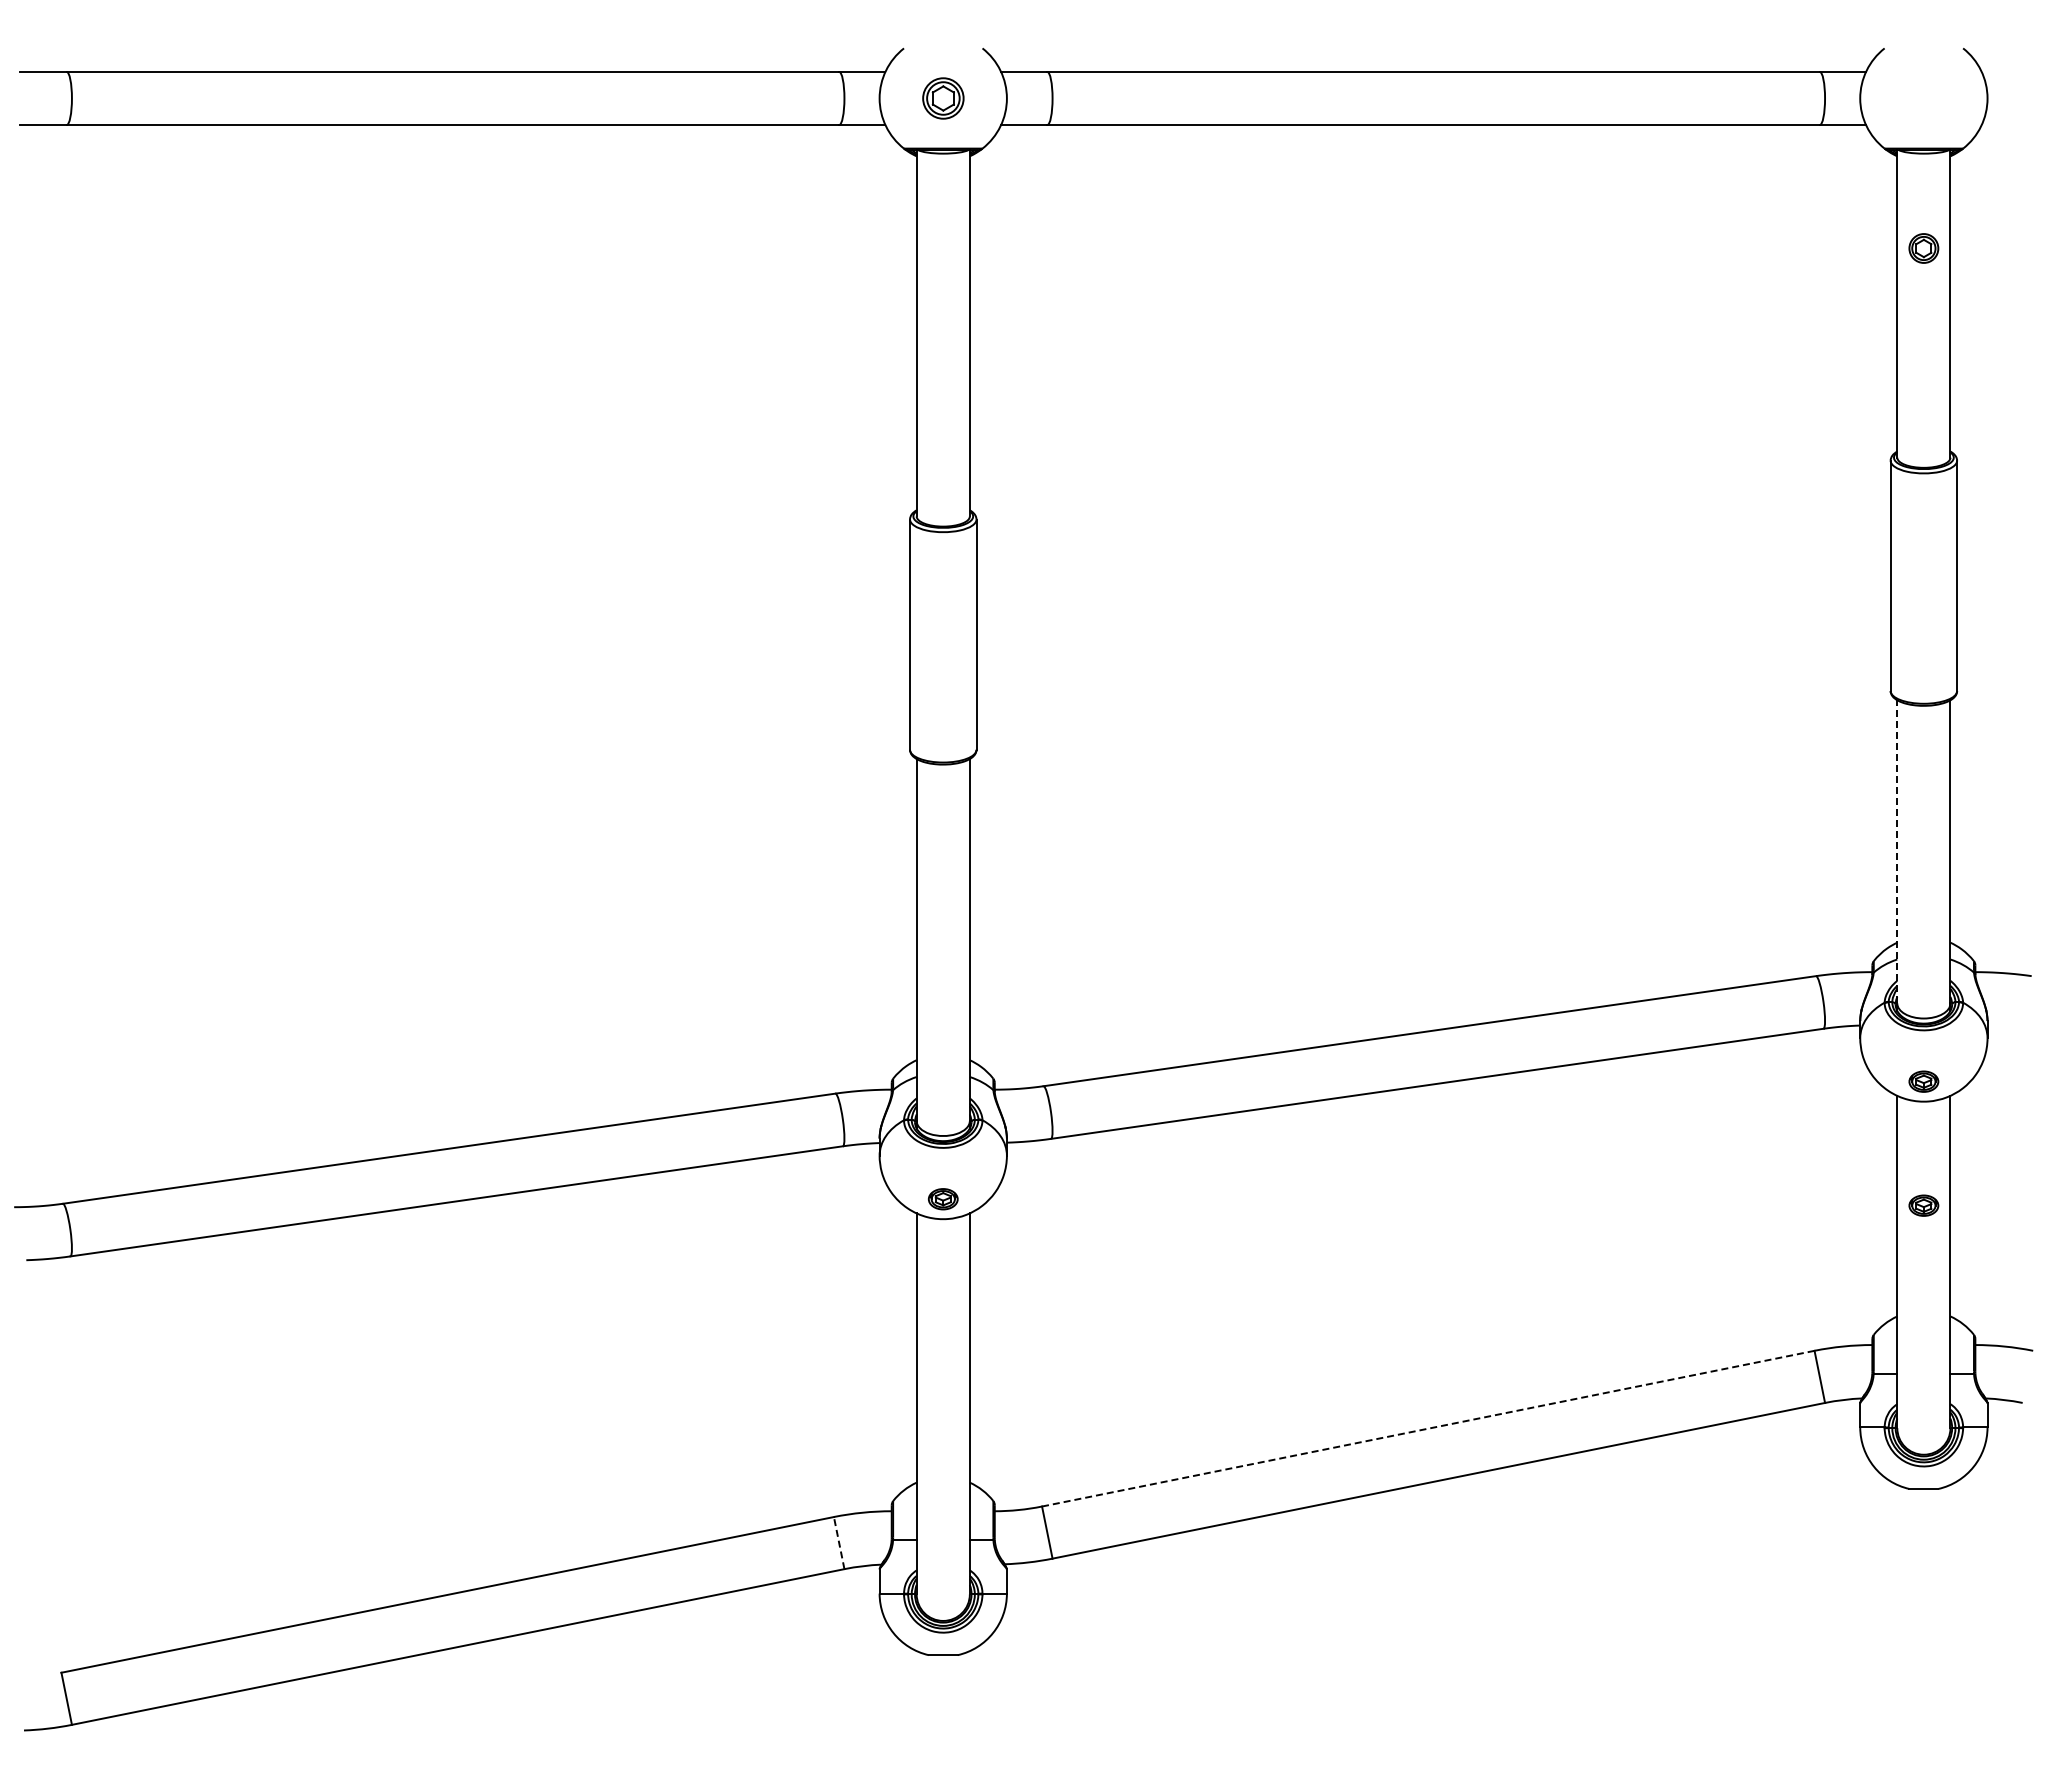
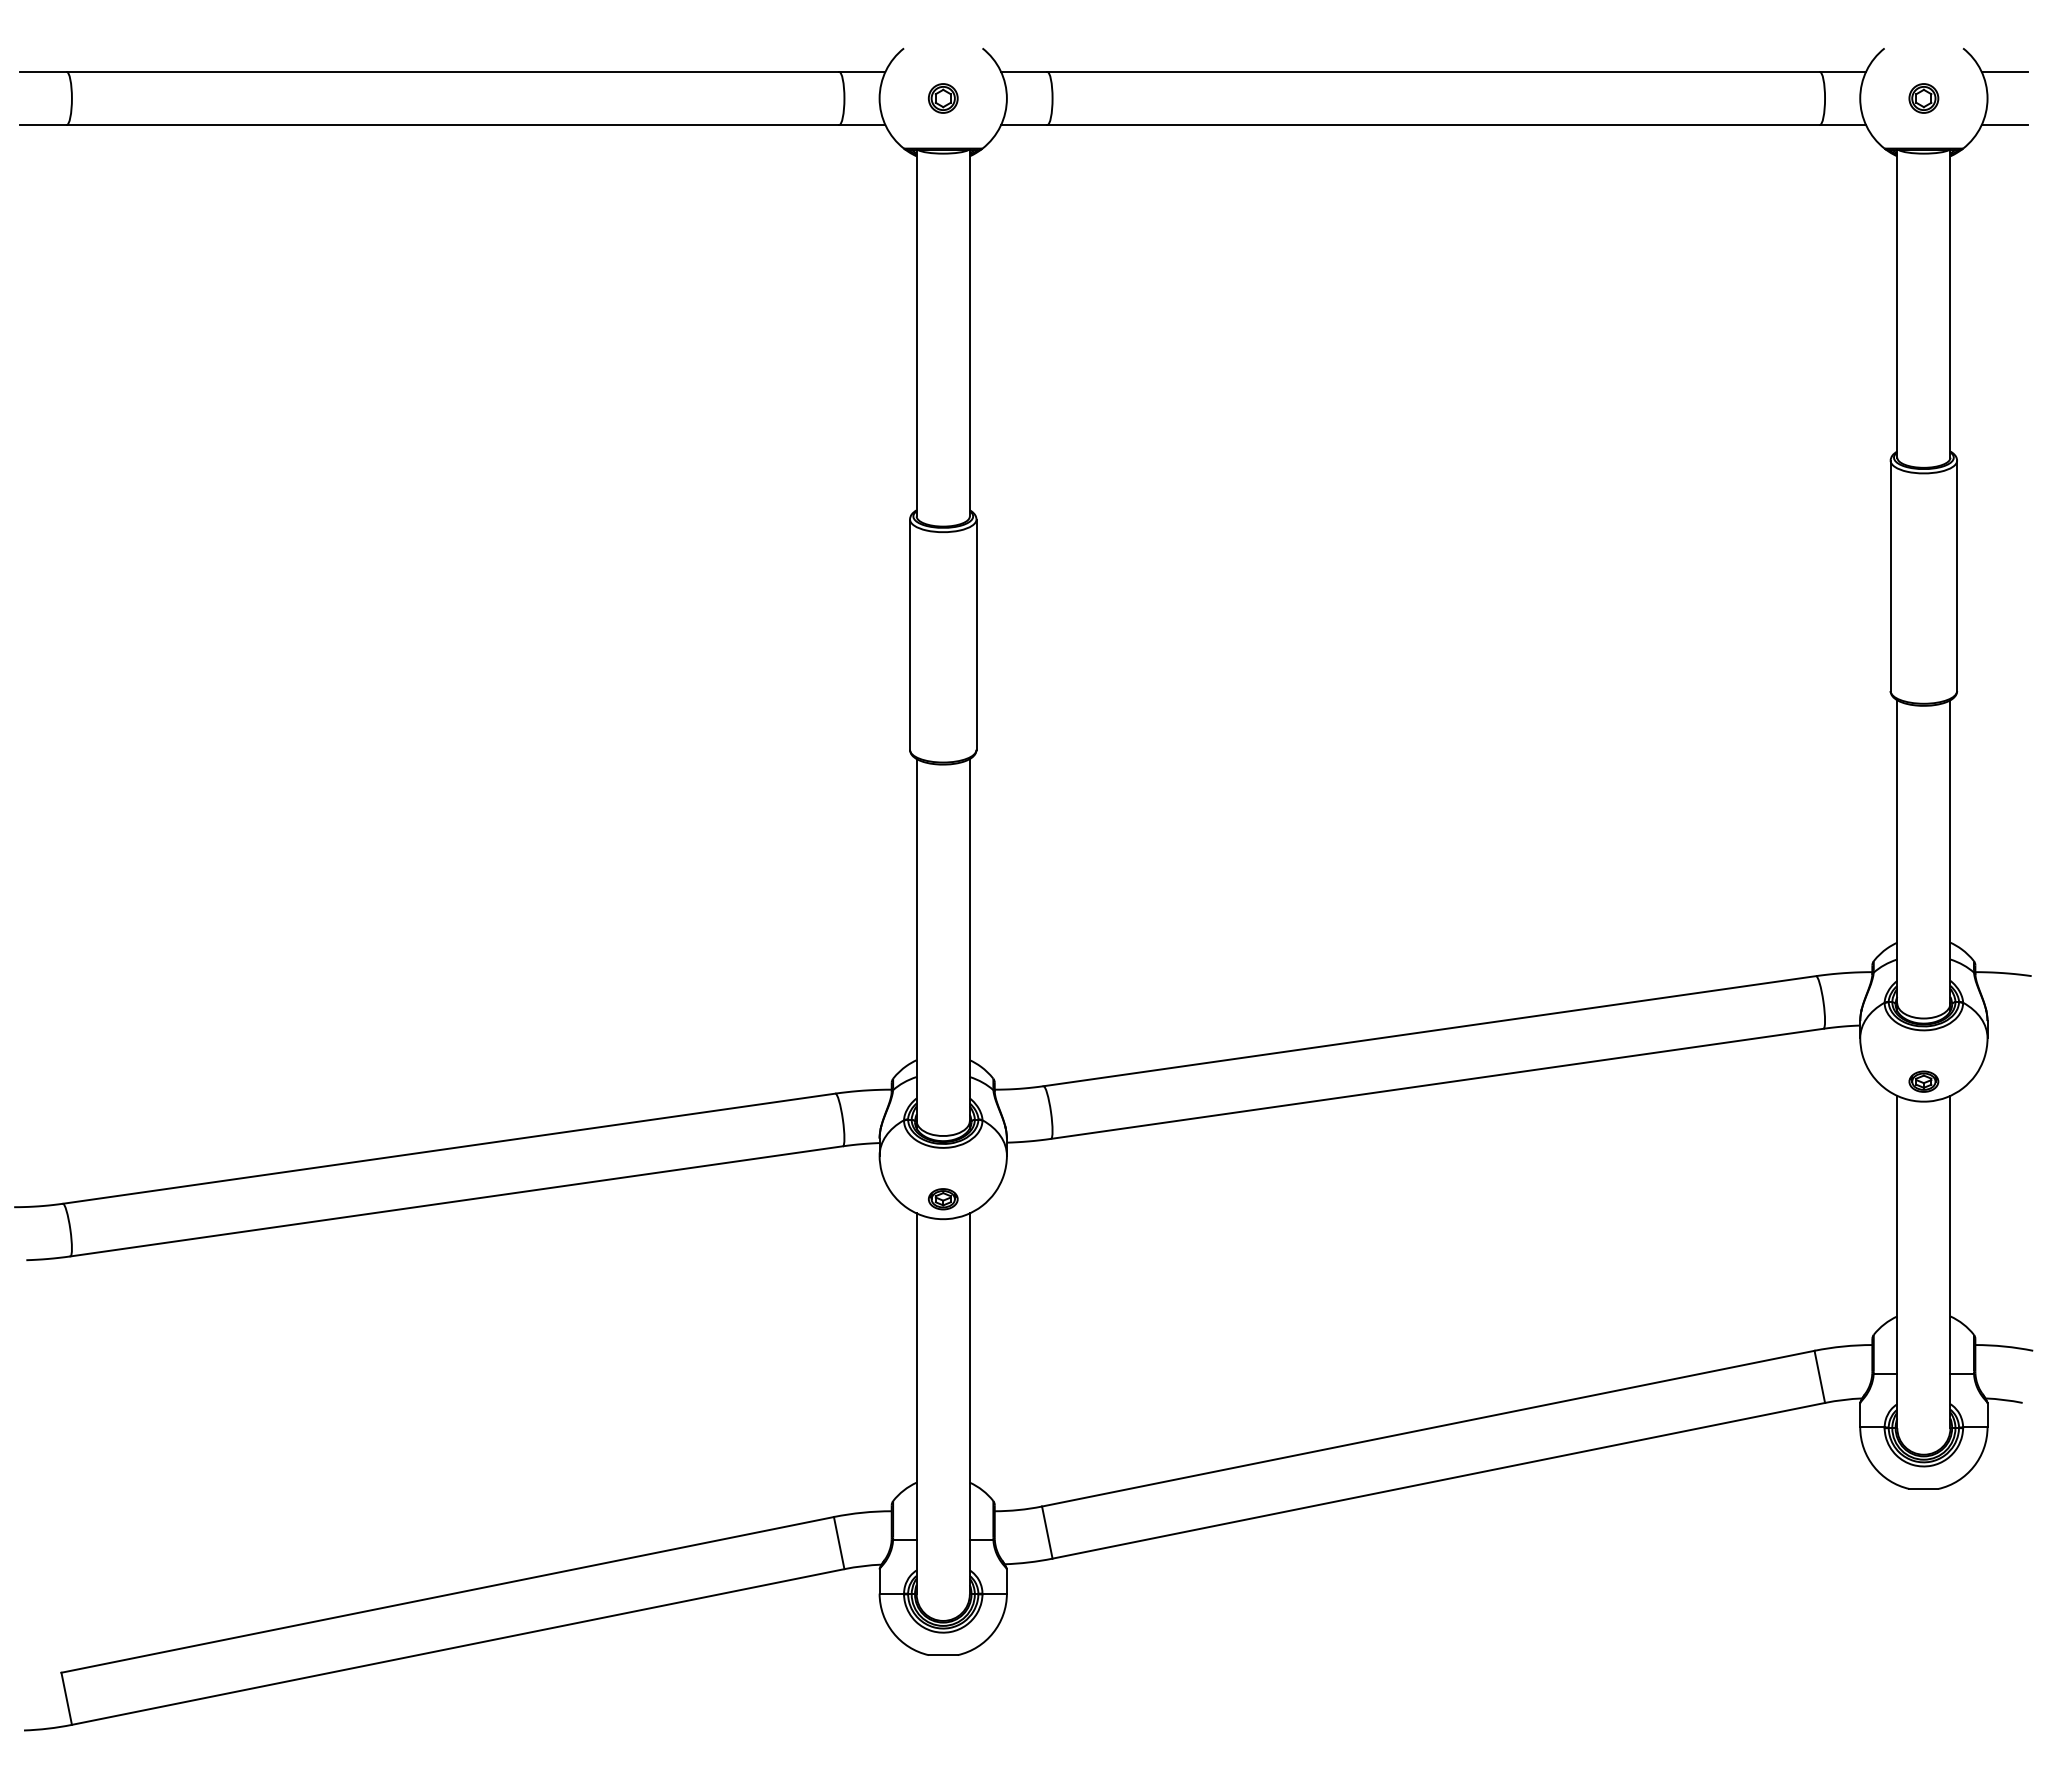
line: none -> present (2004, 71)
part size: 43x43 px -> 32x31 px (942, 98)
line: none -> present (2004, 125)
part position: (1923, 248) -> (1923, 98) (1923, 98)
line: dashed -> solid (1897, 851)
part: present -> none (1923, 1205)
line: dashed -> solid (1428, 1428)
line: dashed -> solid (839, 1543)
